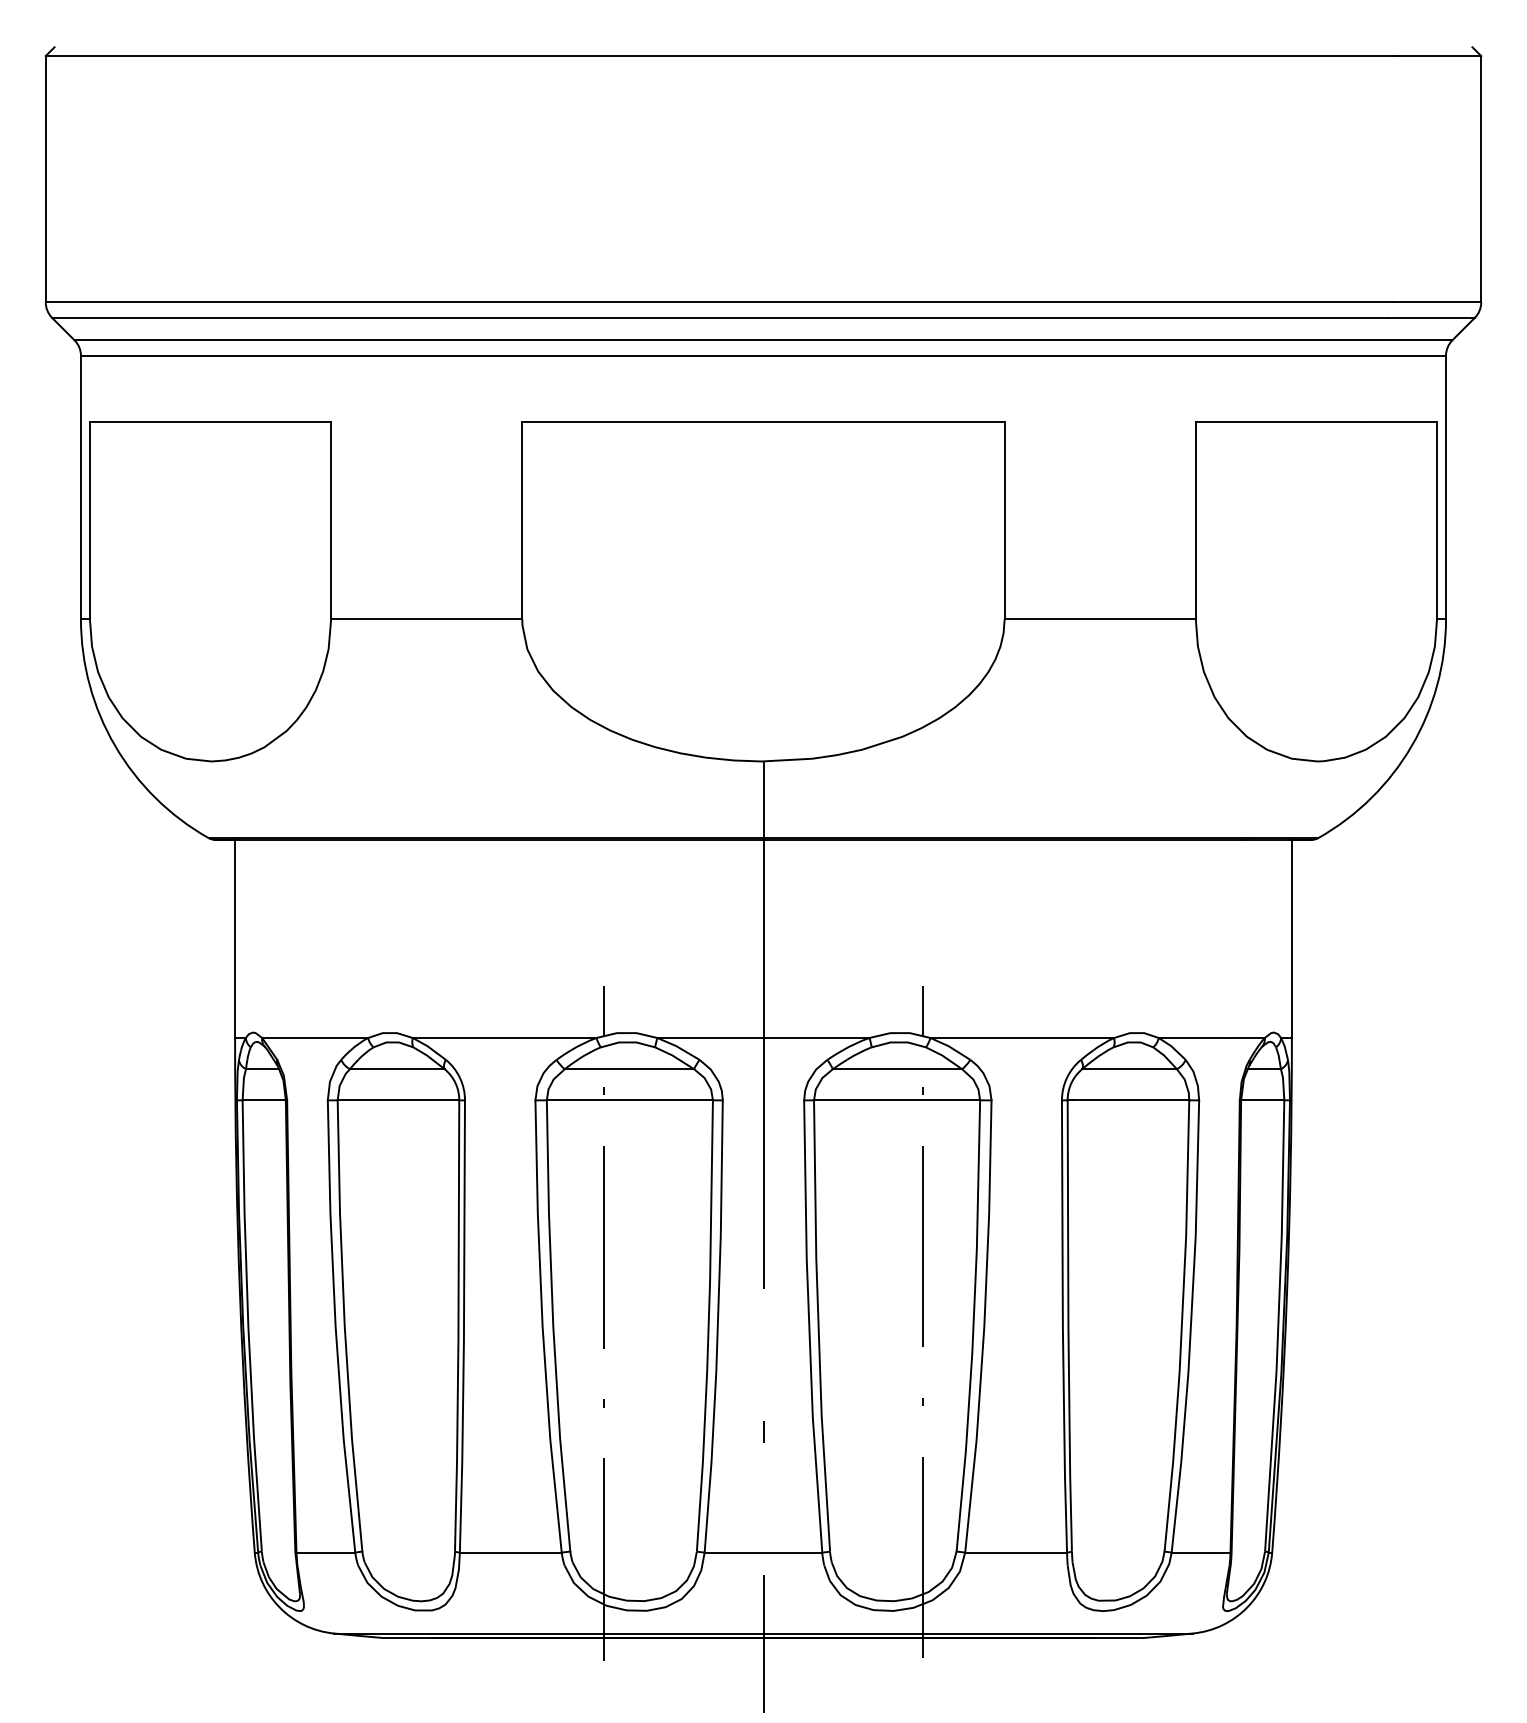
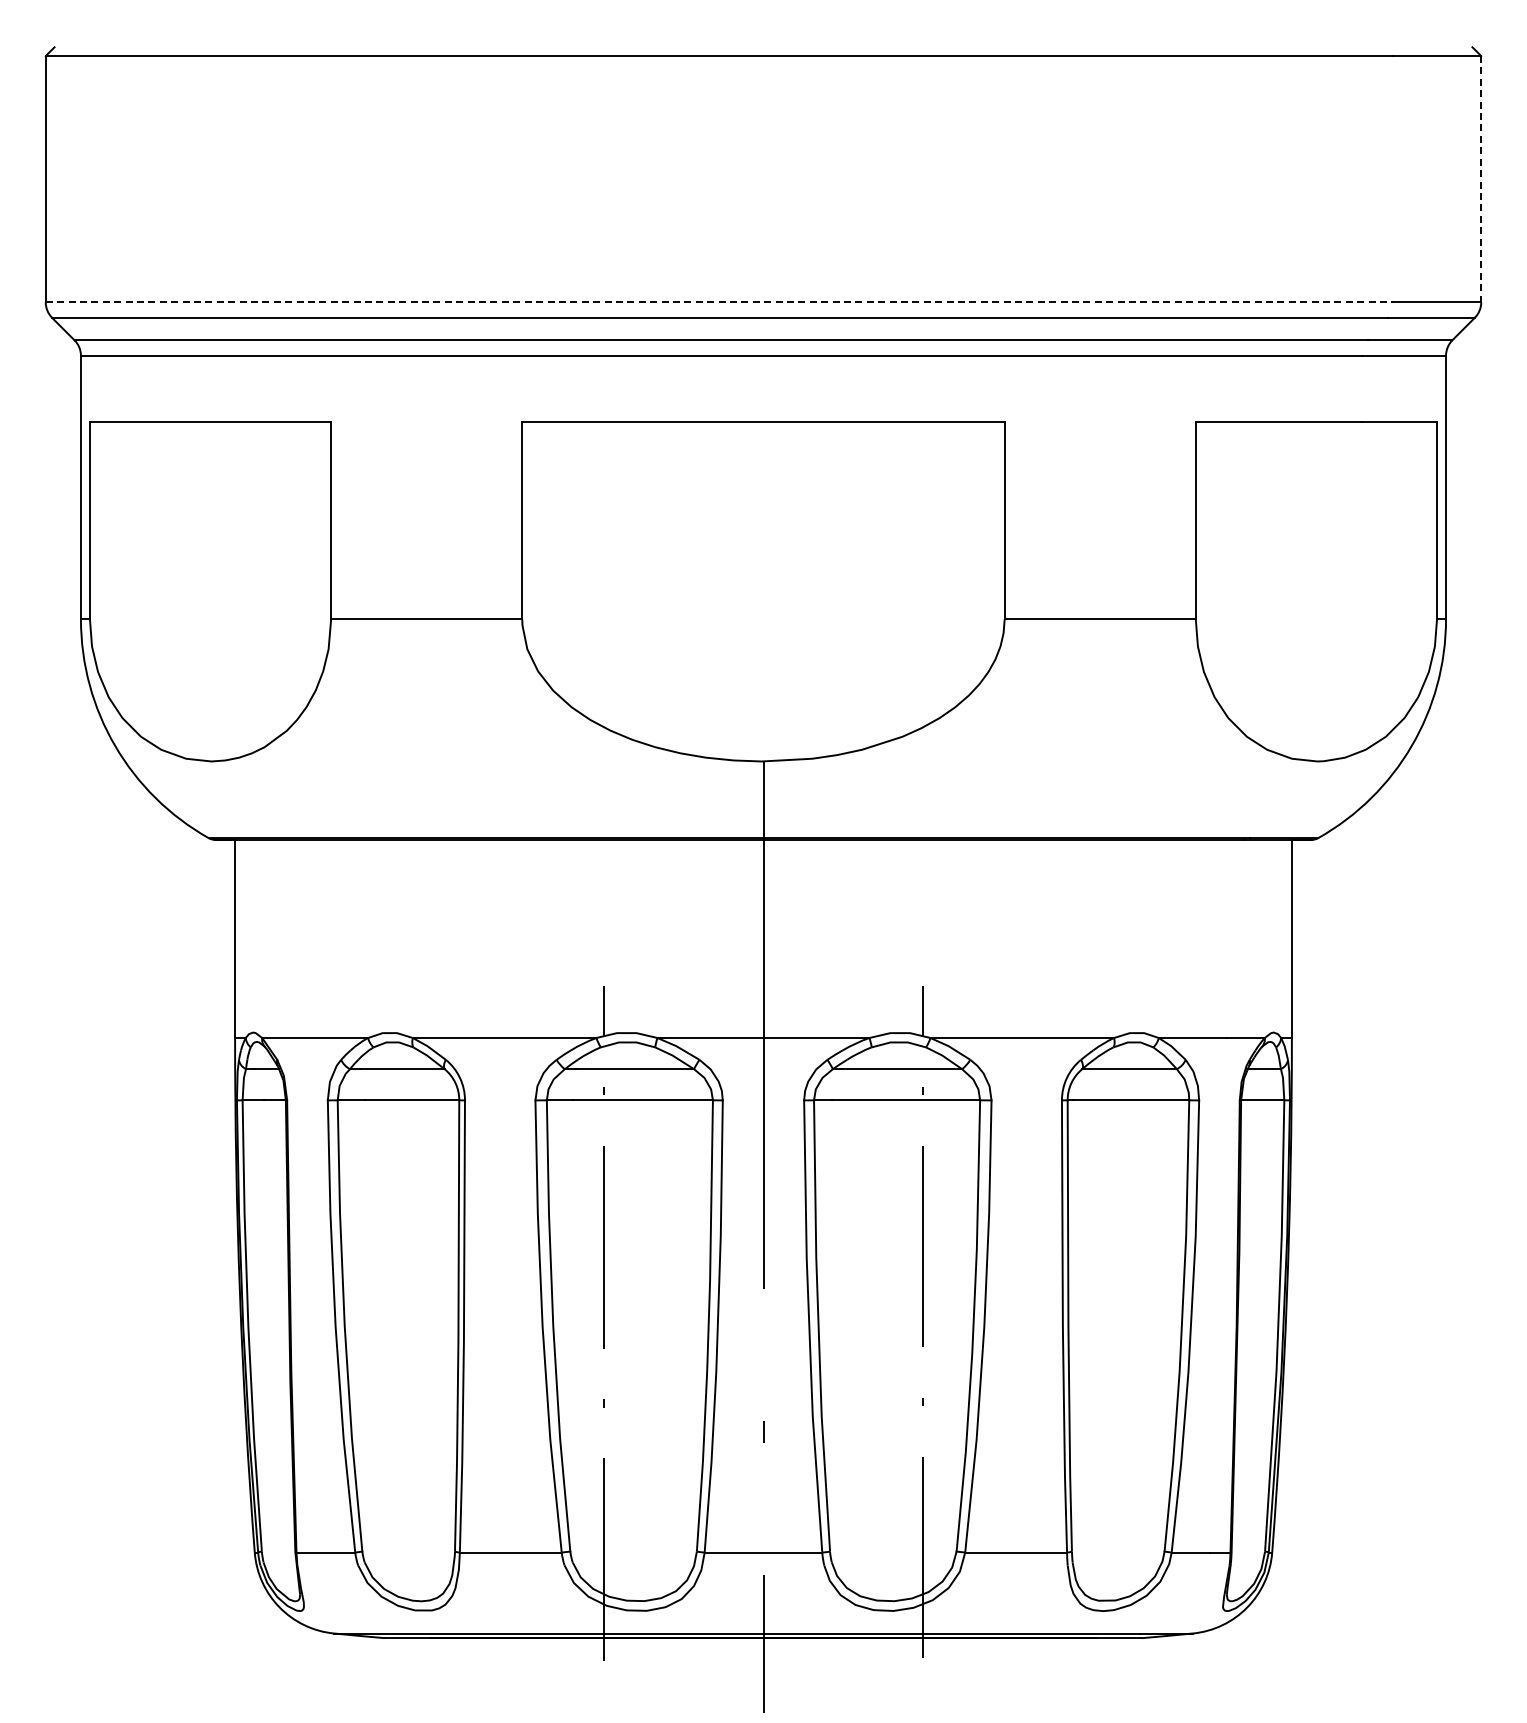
line: solid -> dashed (1481, 179)
line: solid -> dashed (719, 302)
